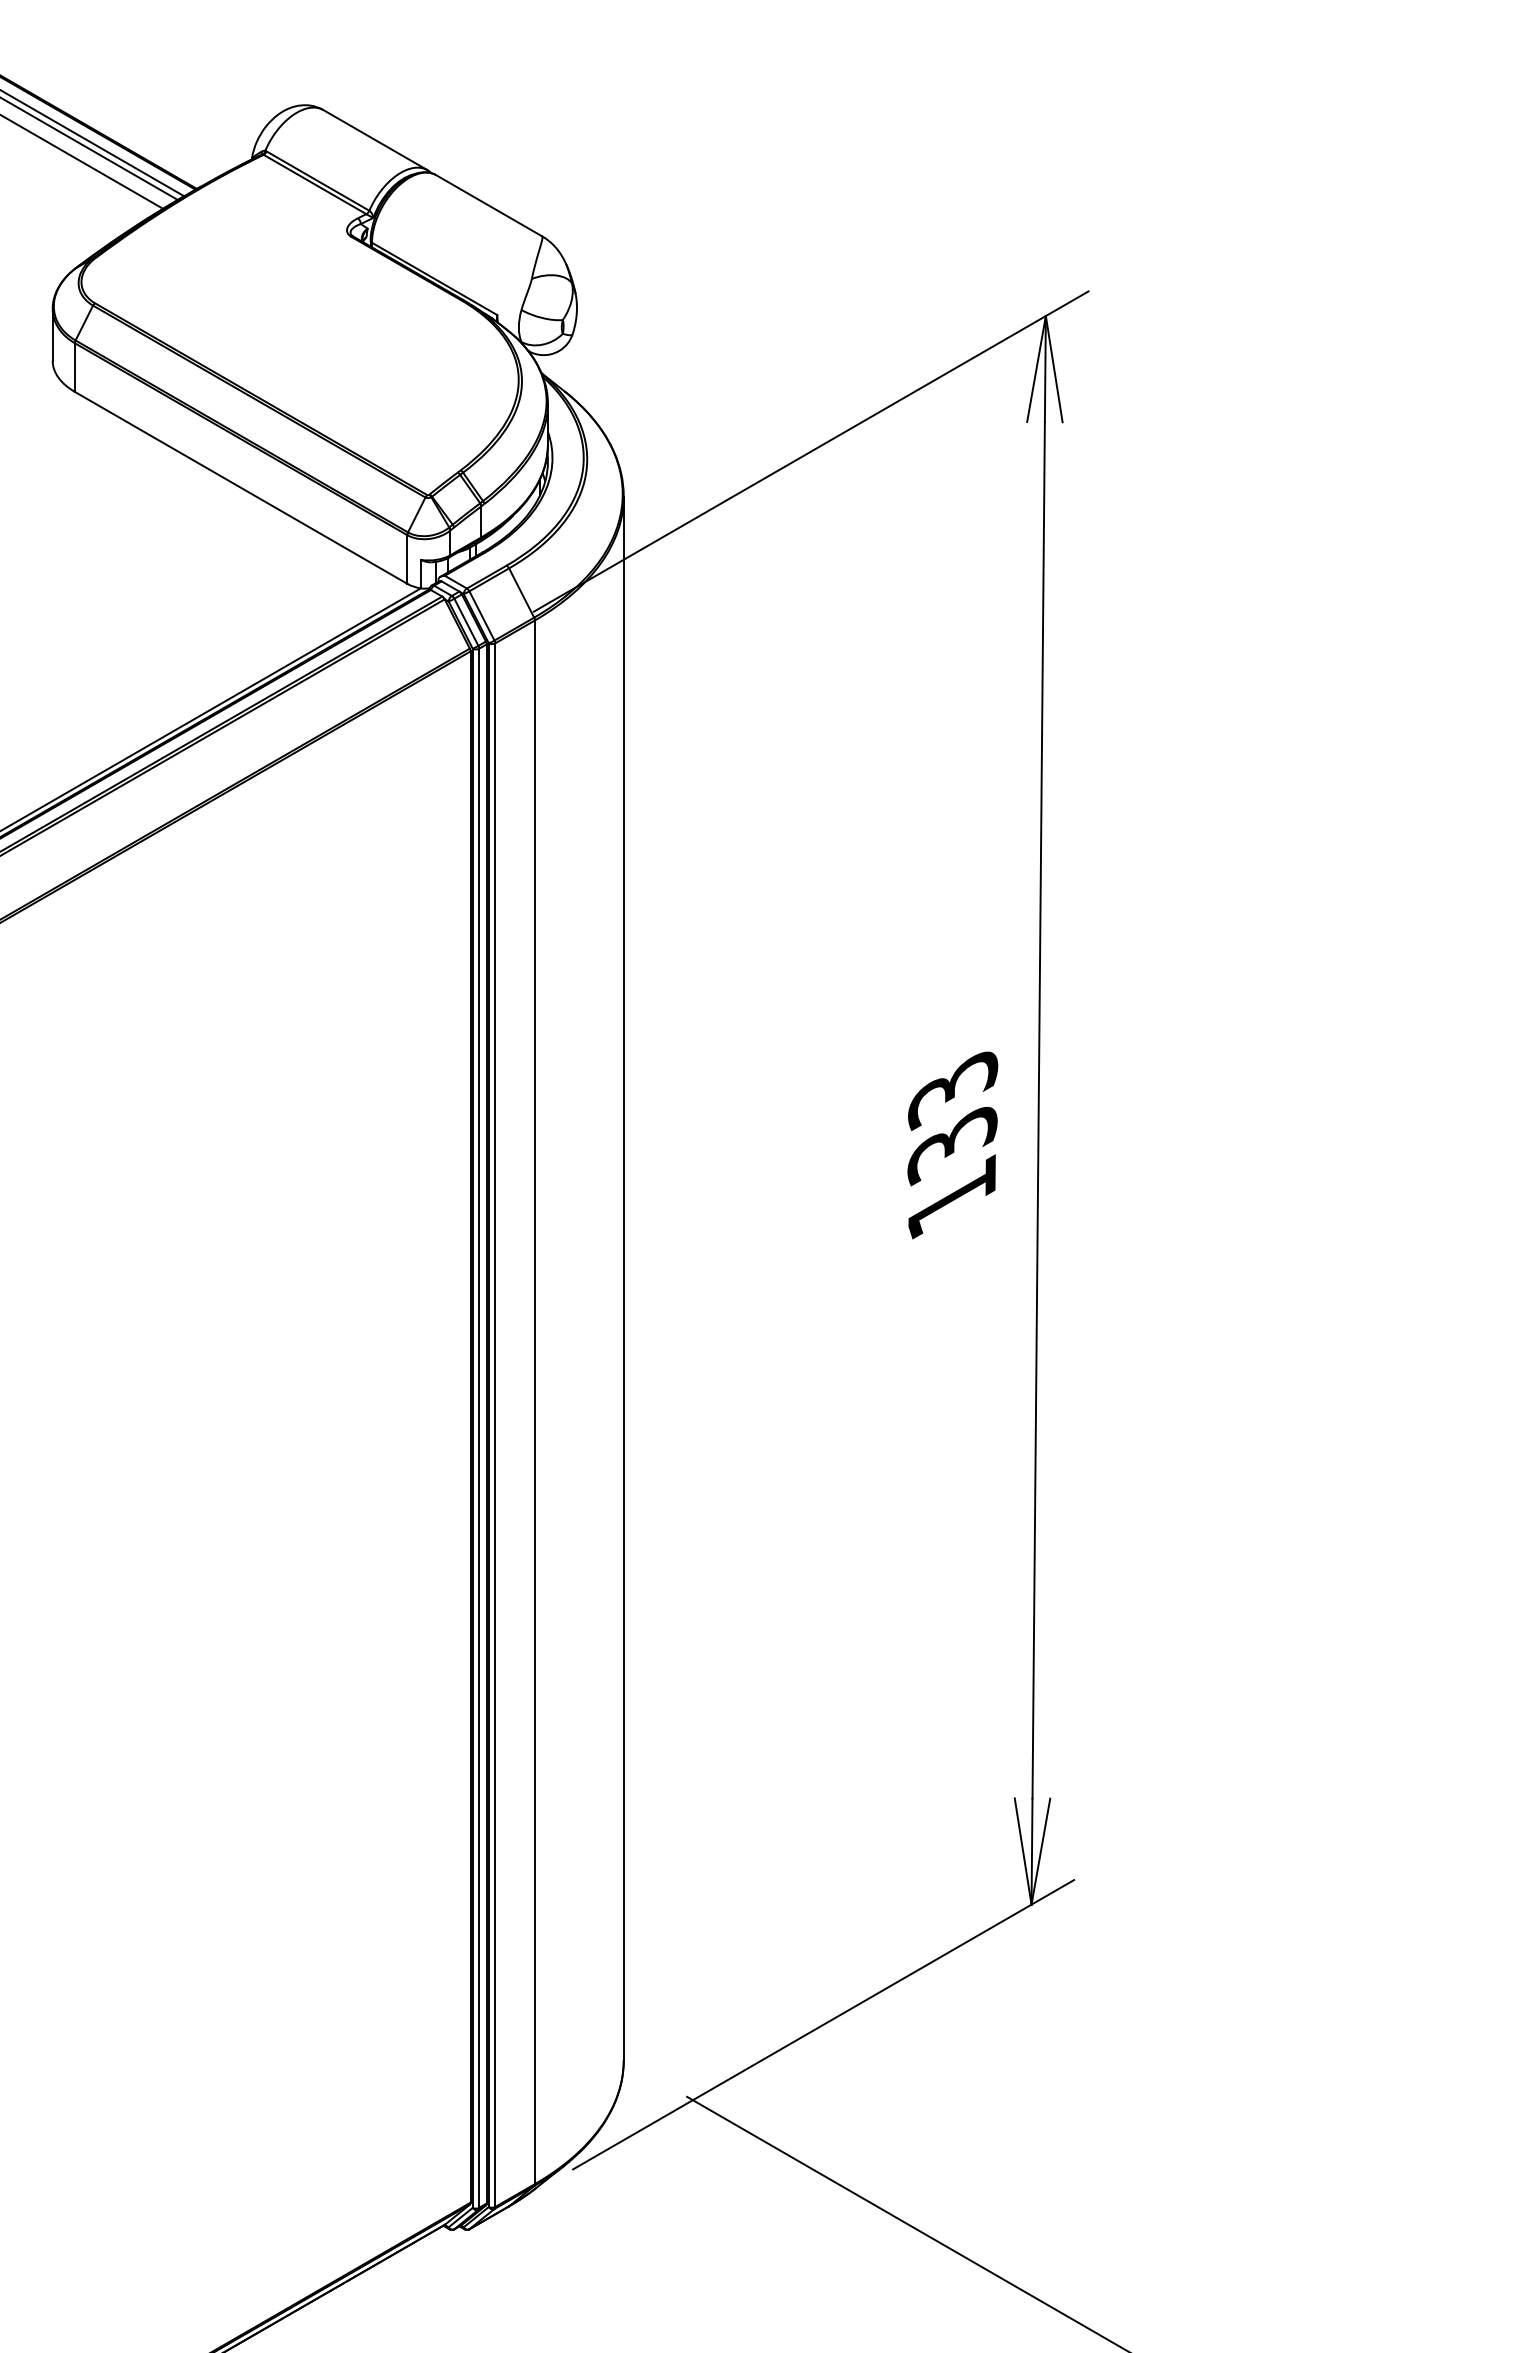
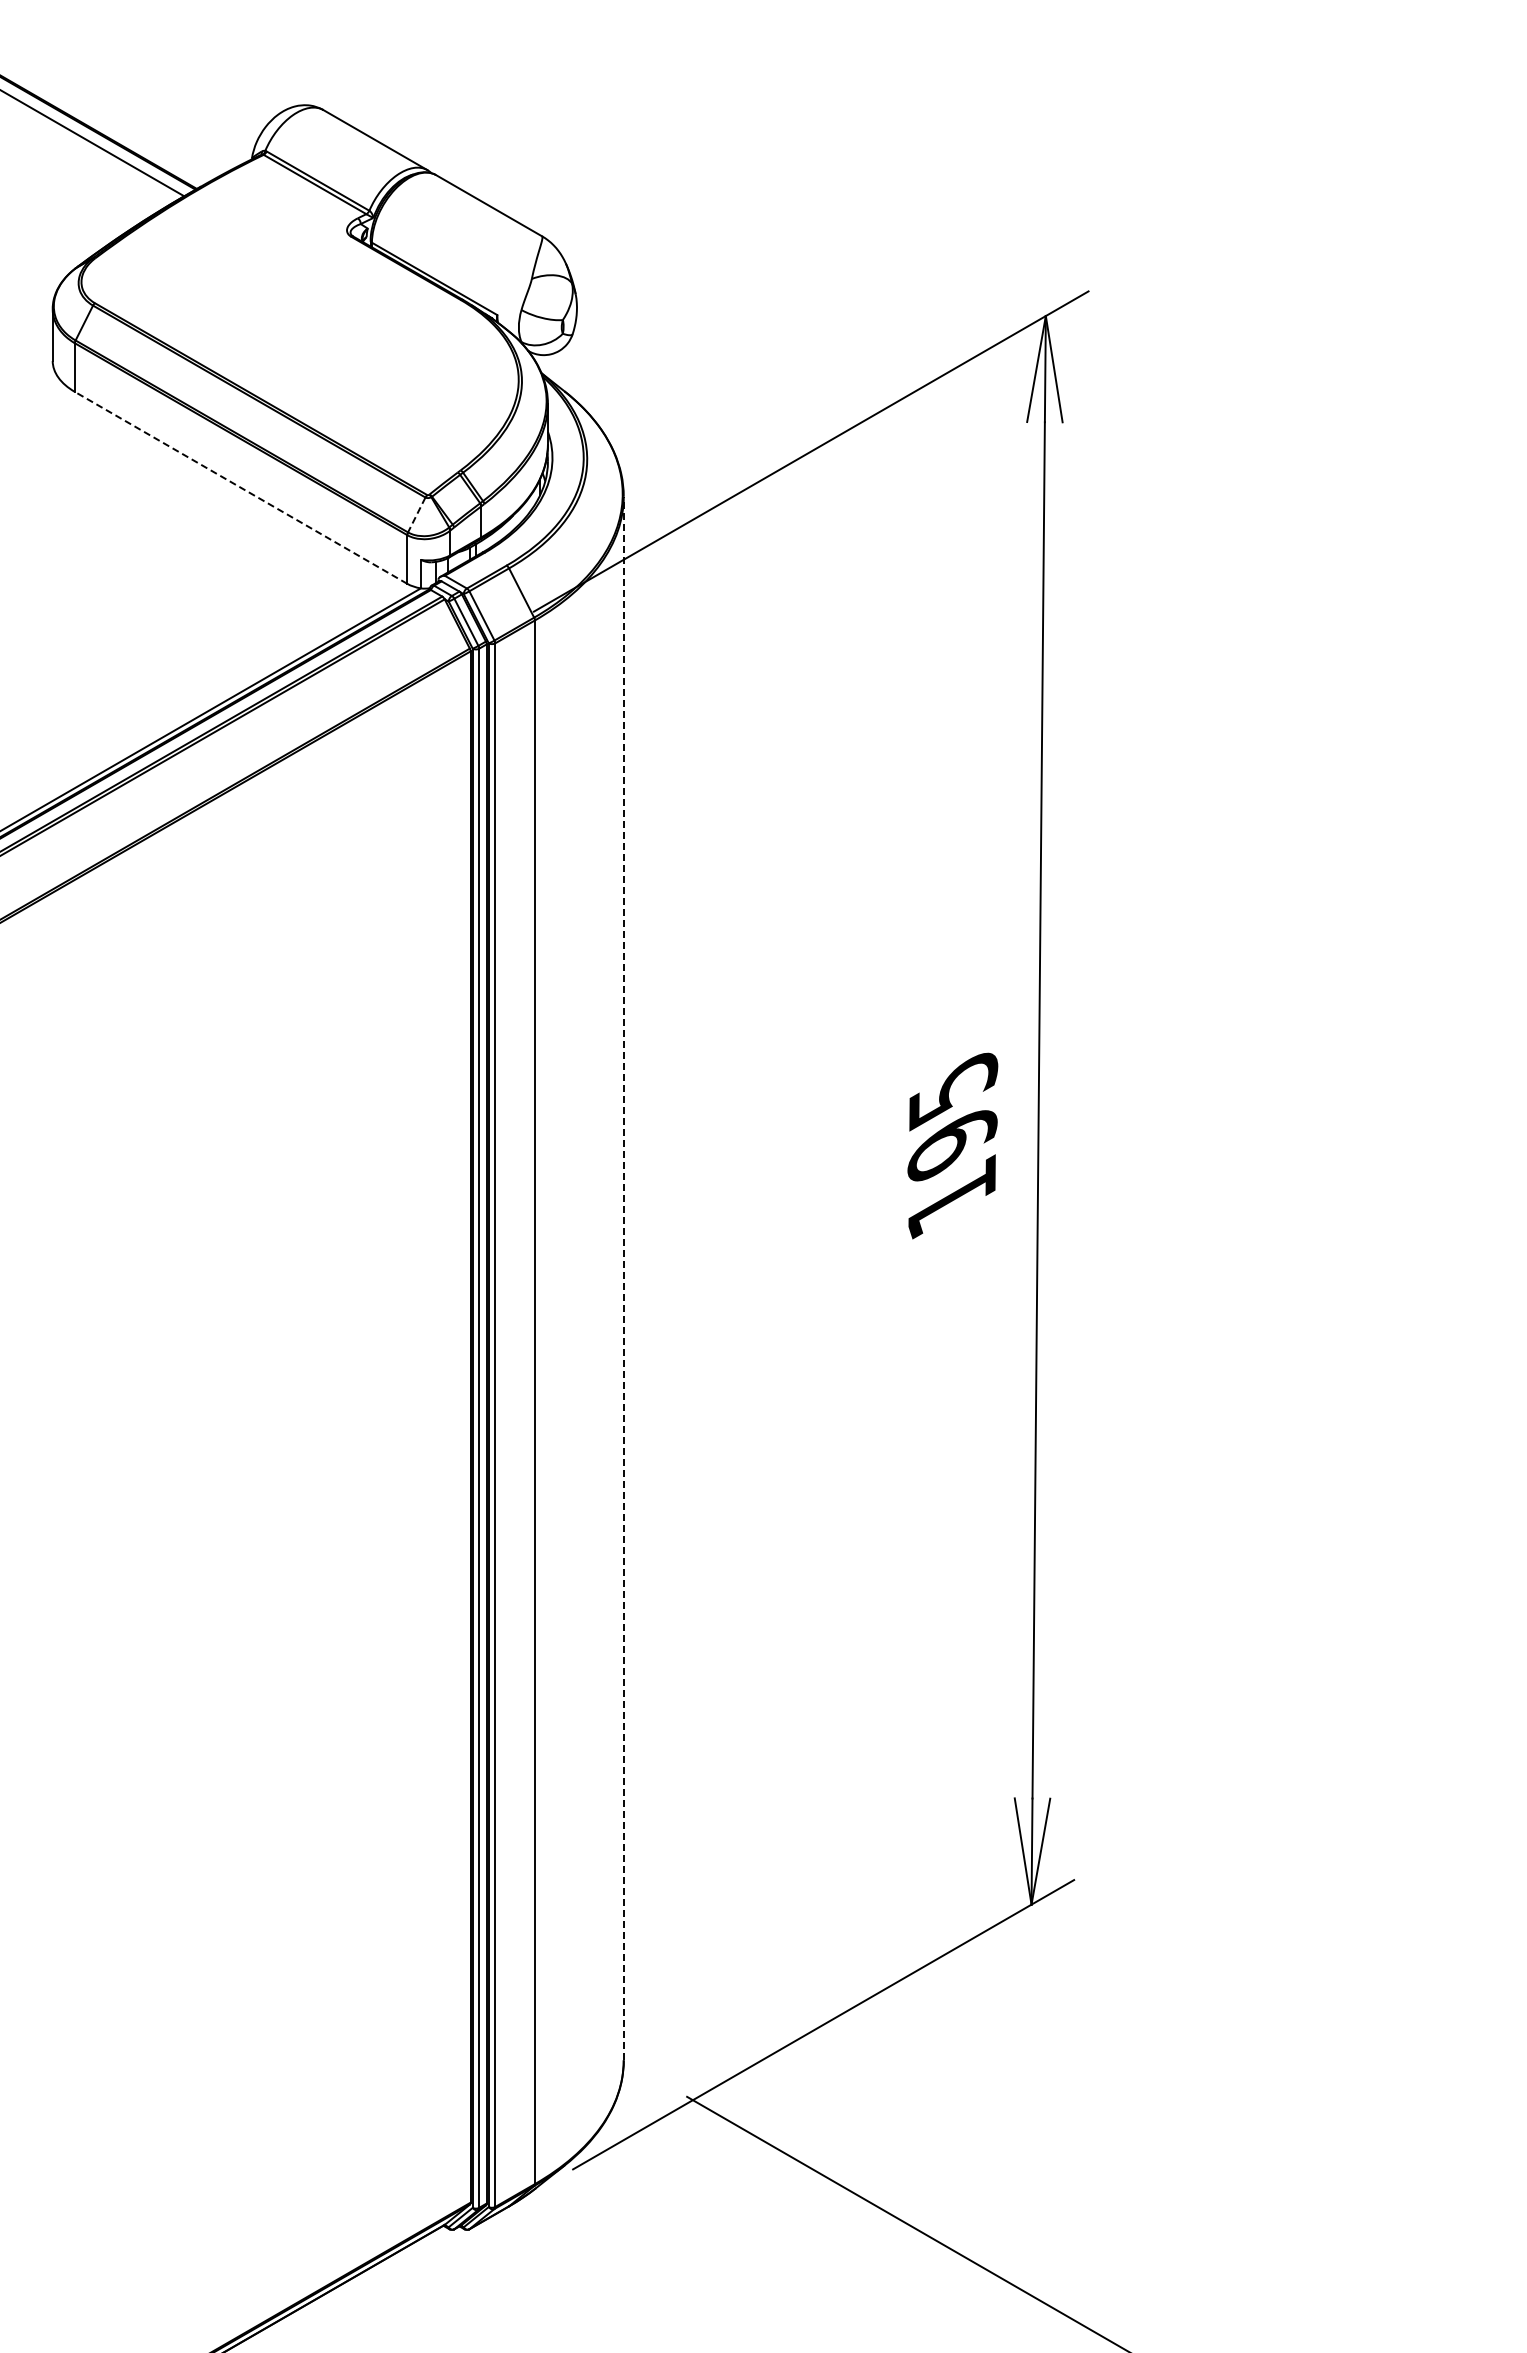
line: present -> none (89, 149)
line: present -> none (82, 161)
line: solid -> dashed (241, 487)
line: solid -> dashed (416, 515)
text: 133 -> 195 (952, 1118)
line: solid -> dashed (623, 1278)
